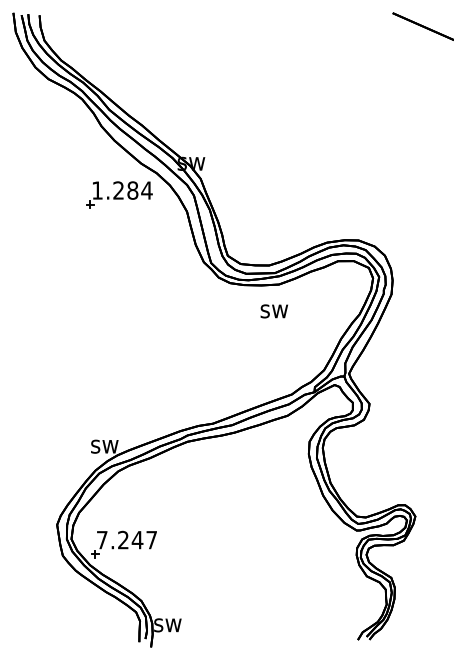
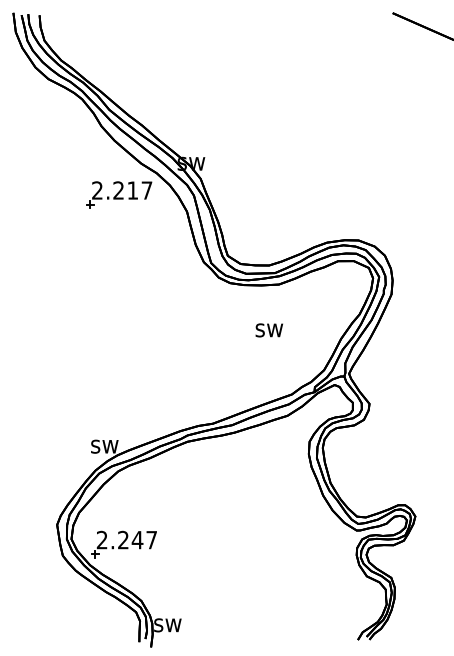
text: 1.284 -> 2.217 (122, 190)
text position: (273, 311) -> (268, 330) (268, 330)
text: 7.247 -> 2.247 (101, 539)
